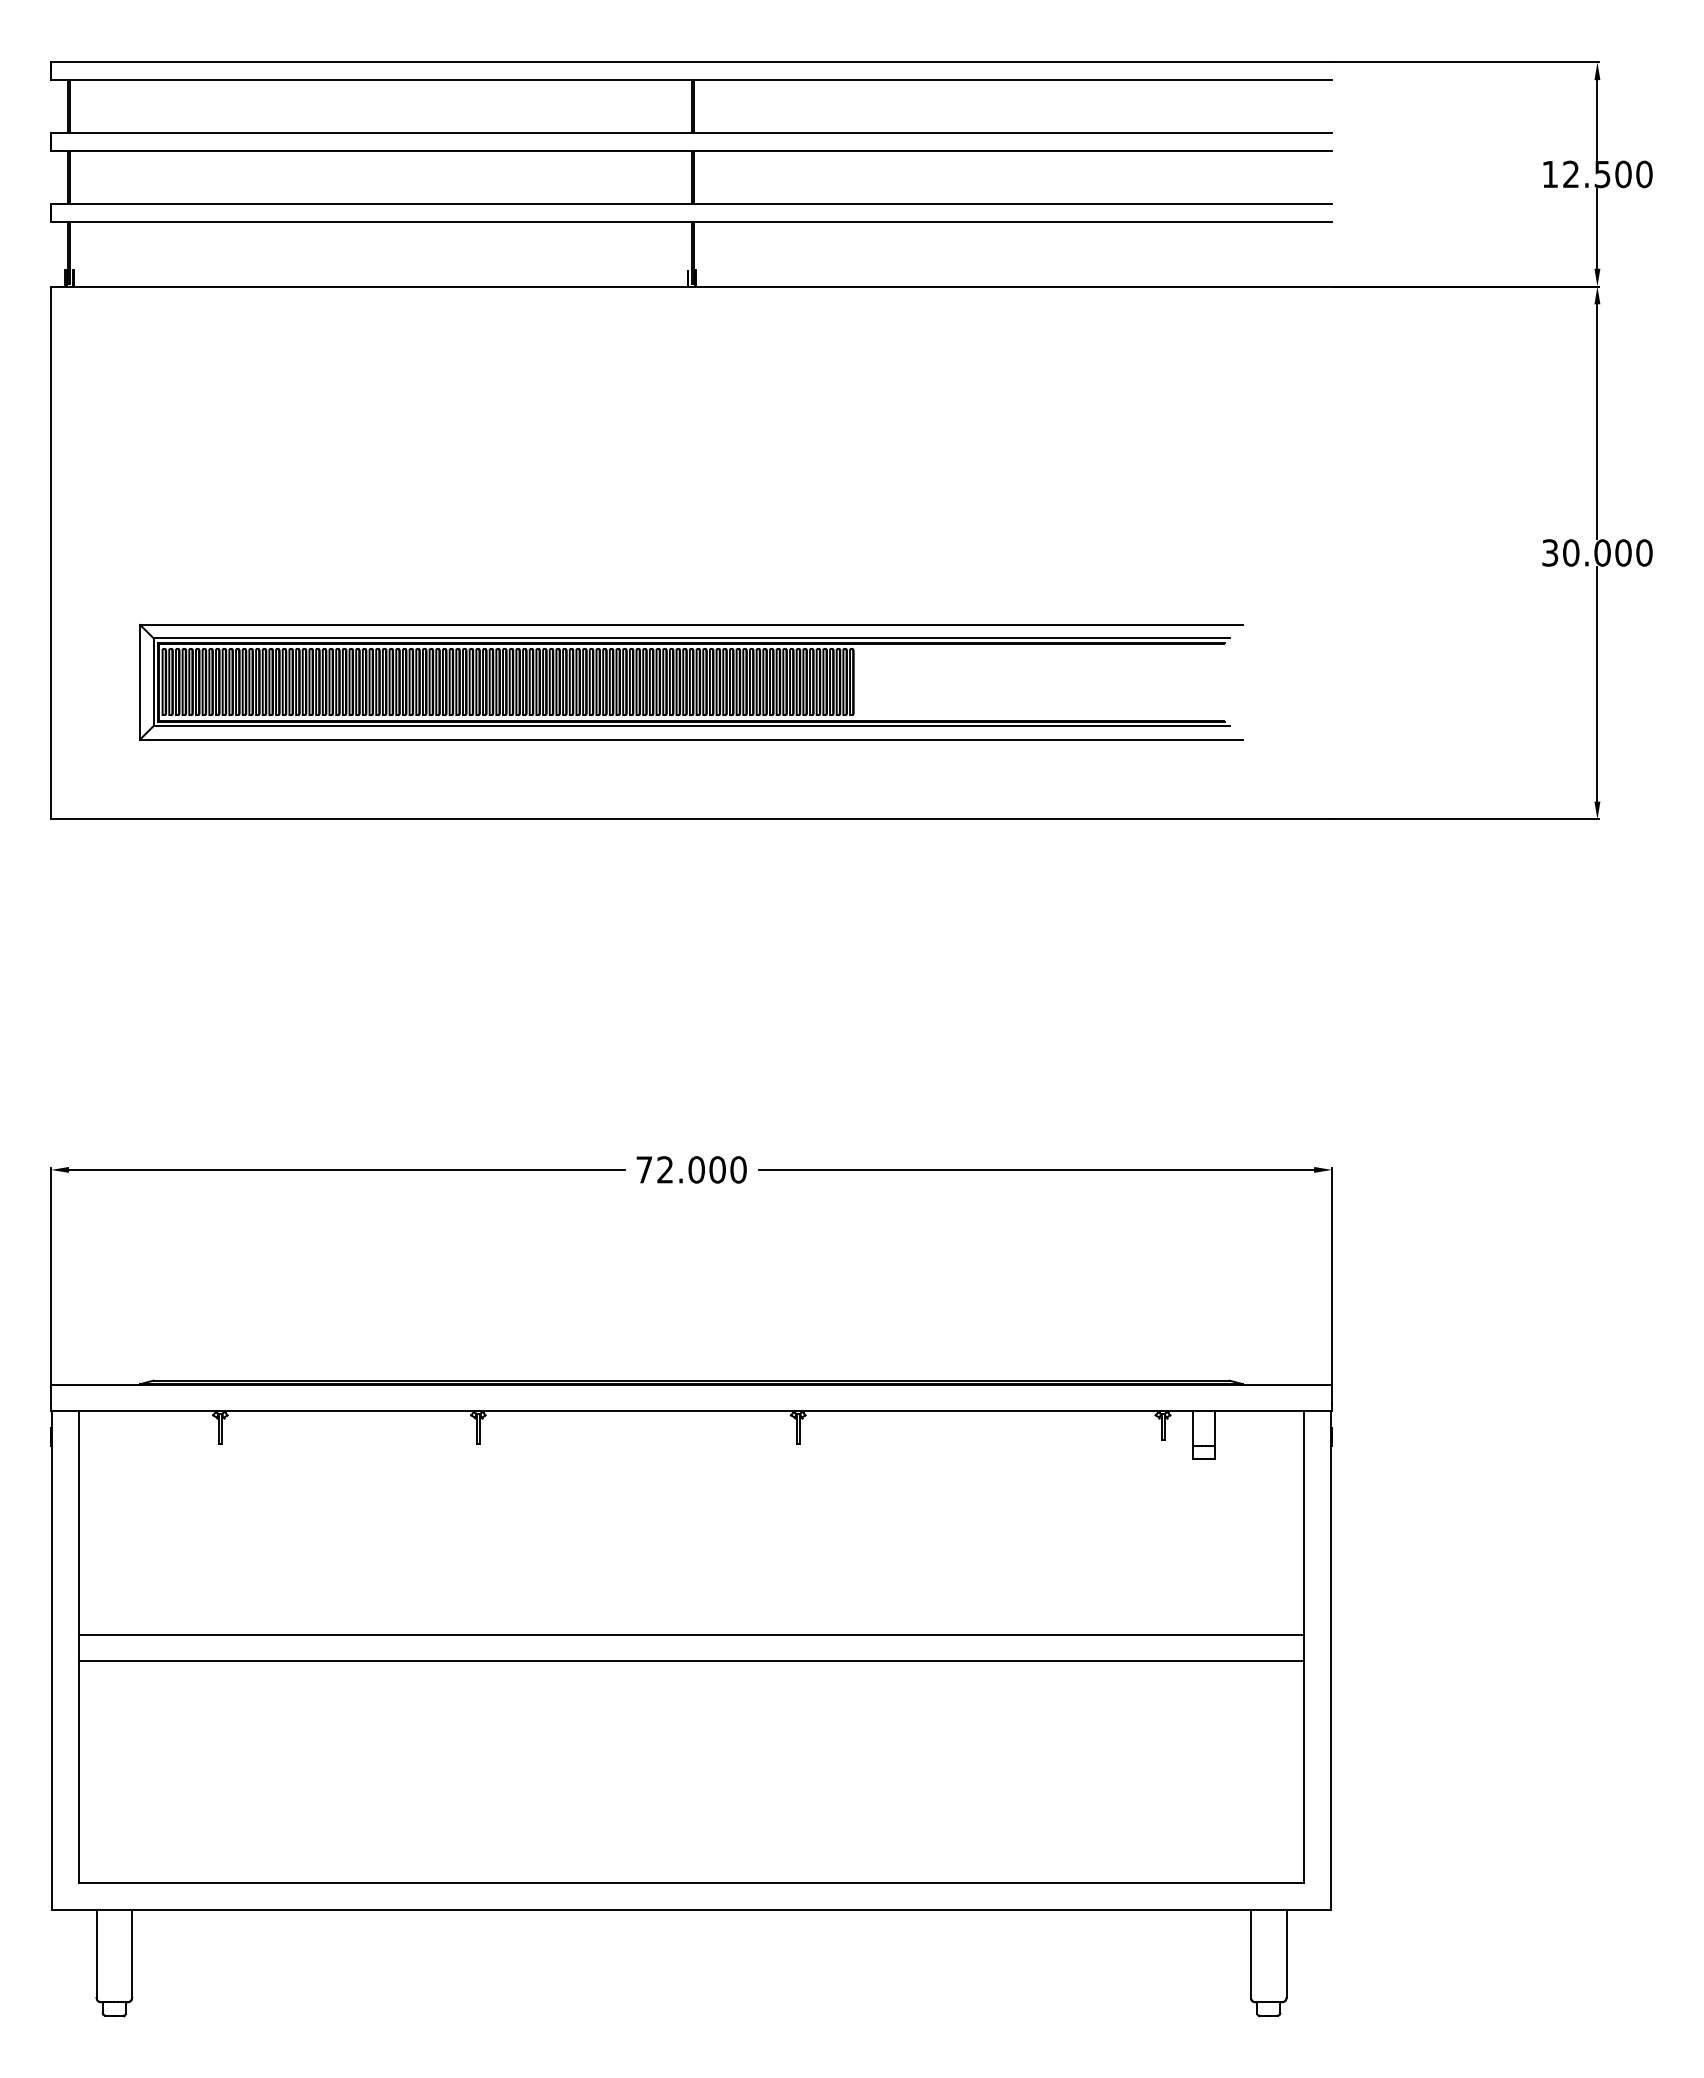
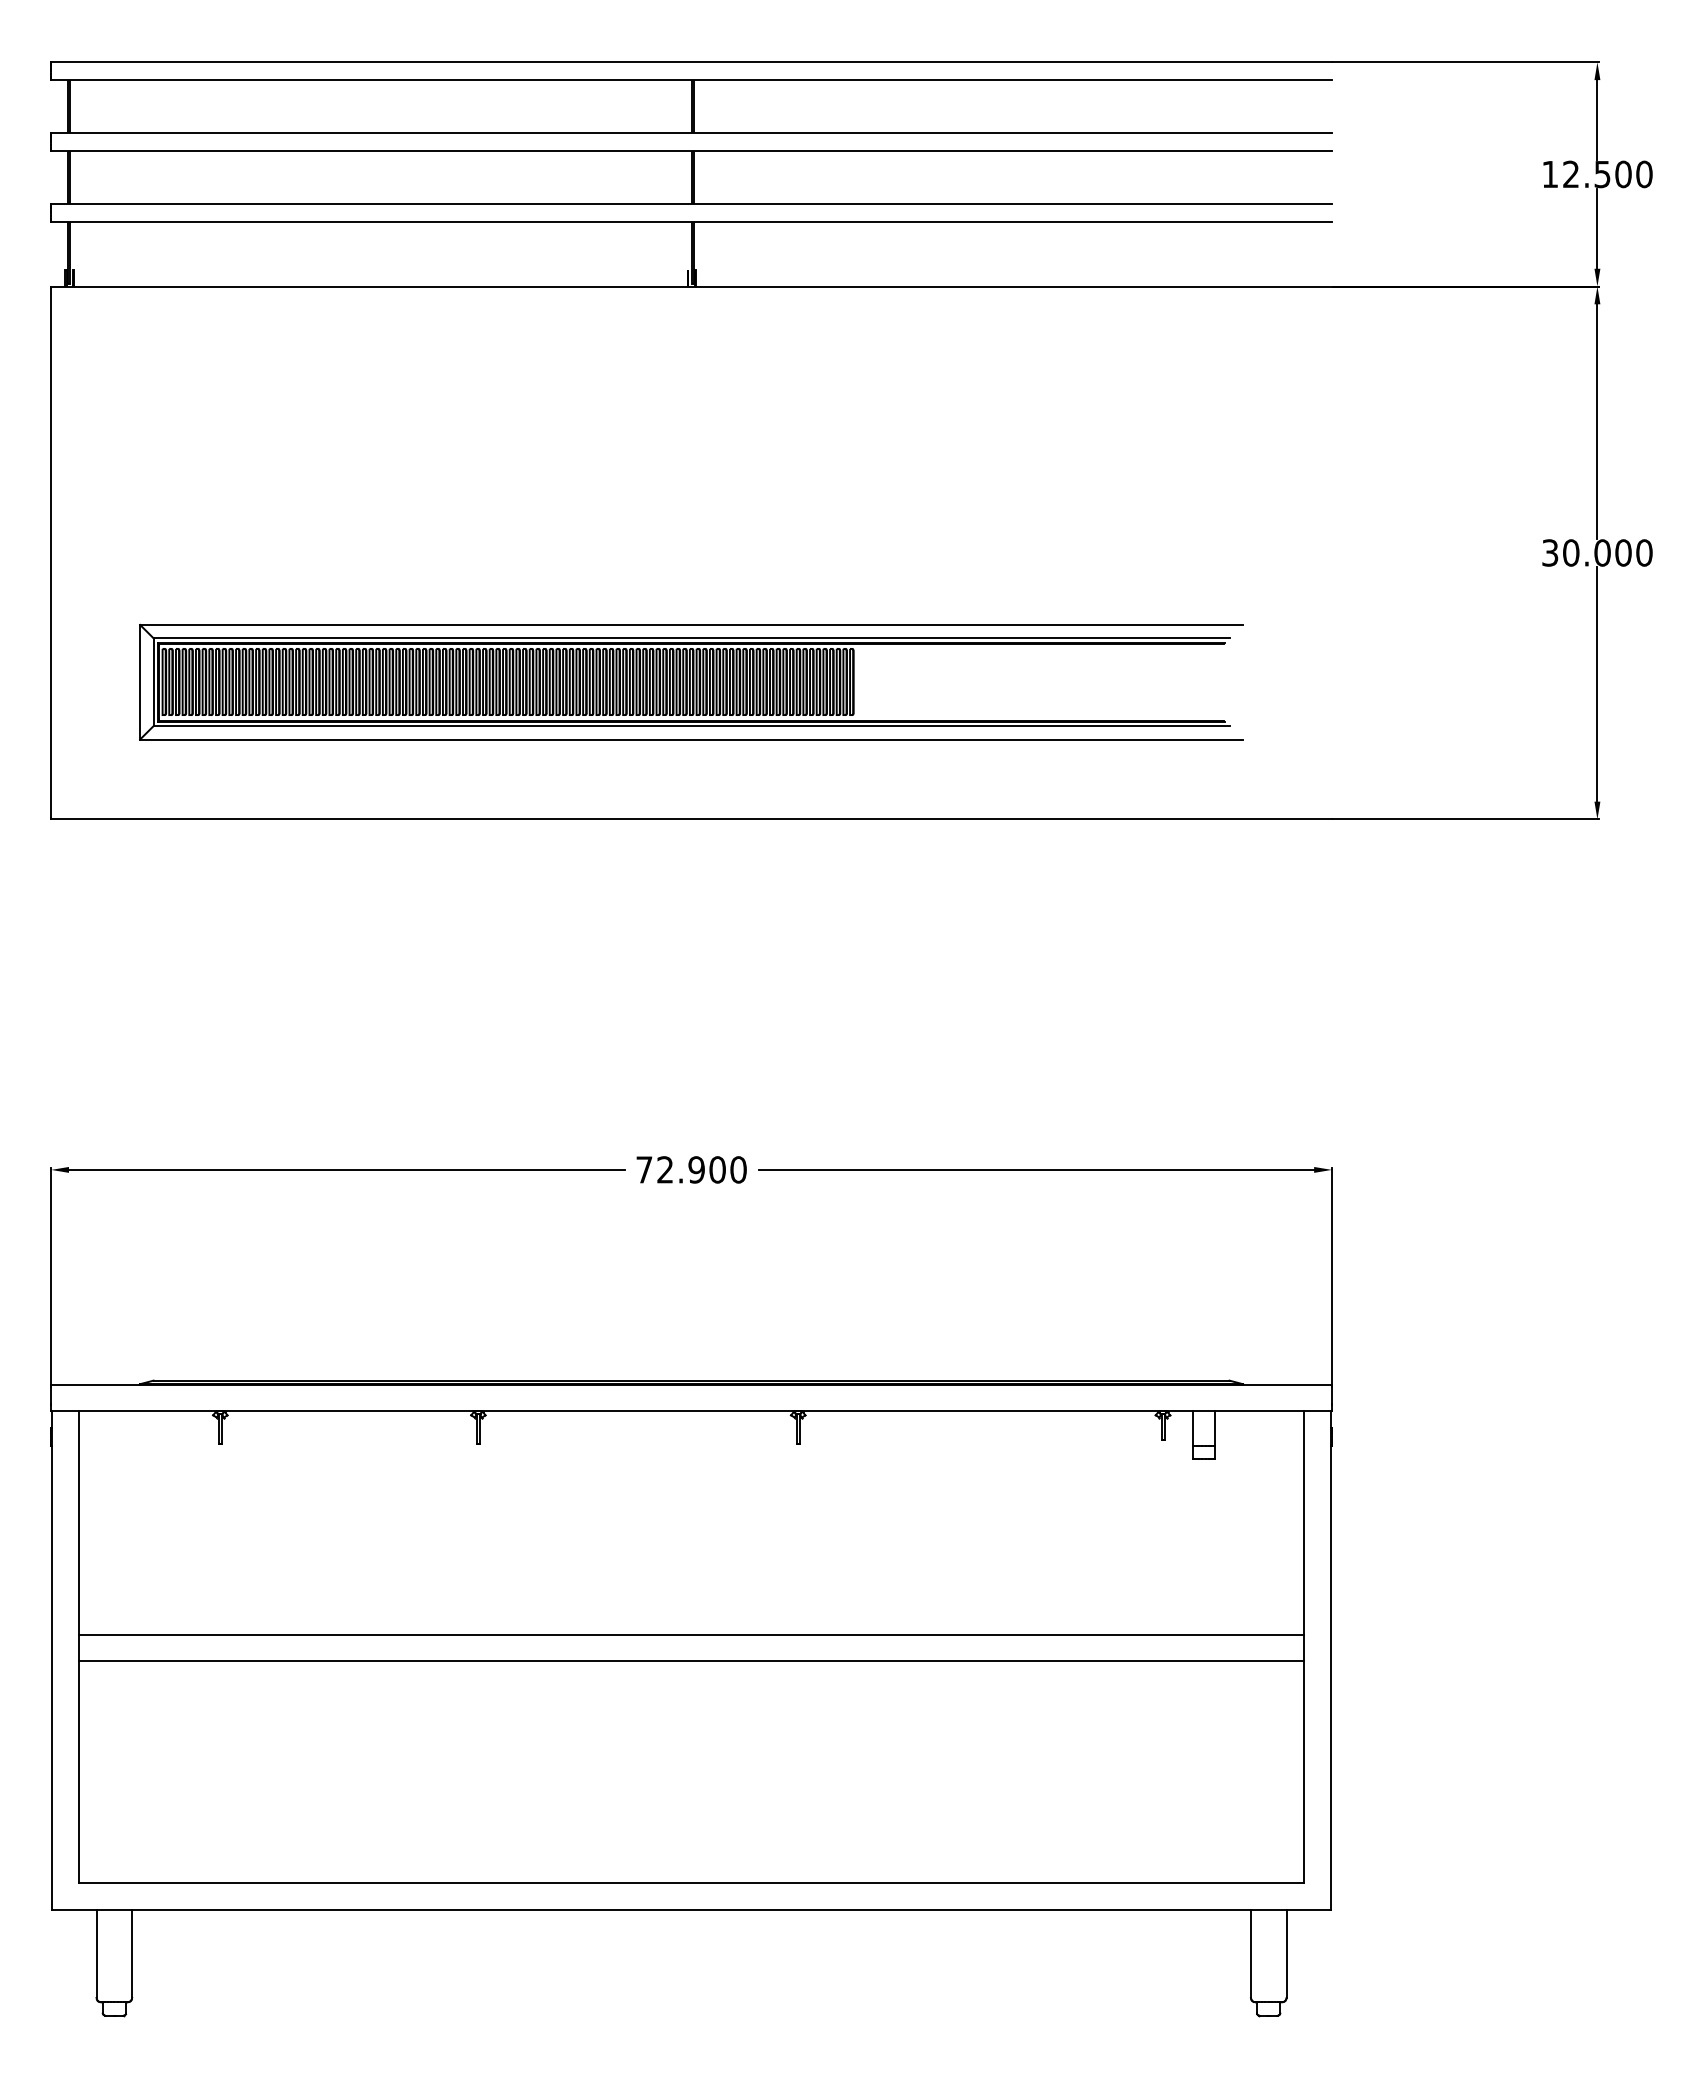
text: 72.000 -> 72.900 (696, 1169)
